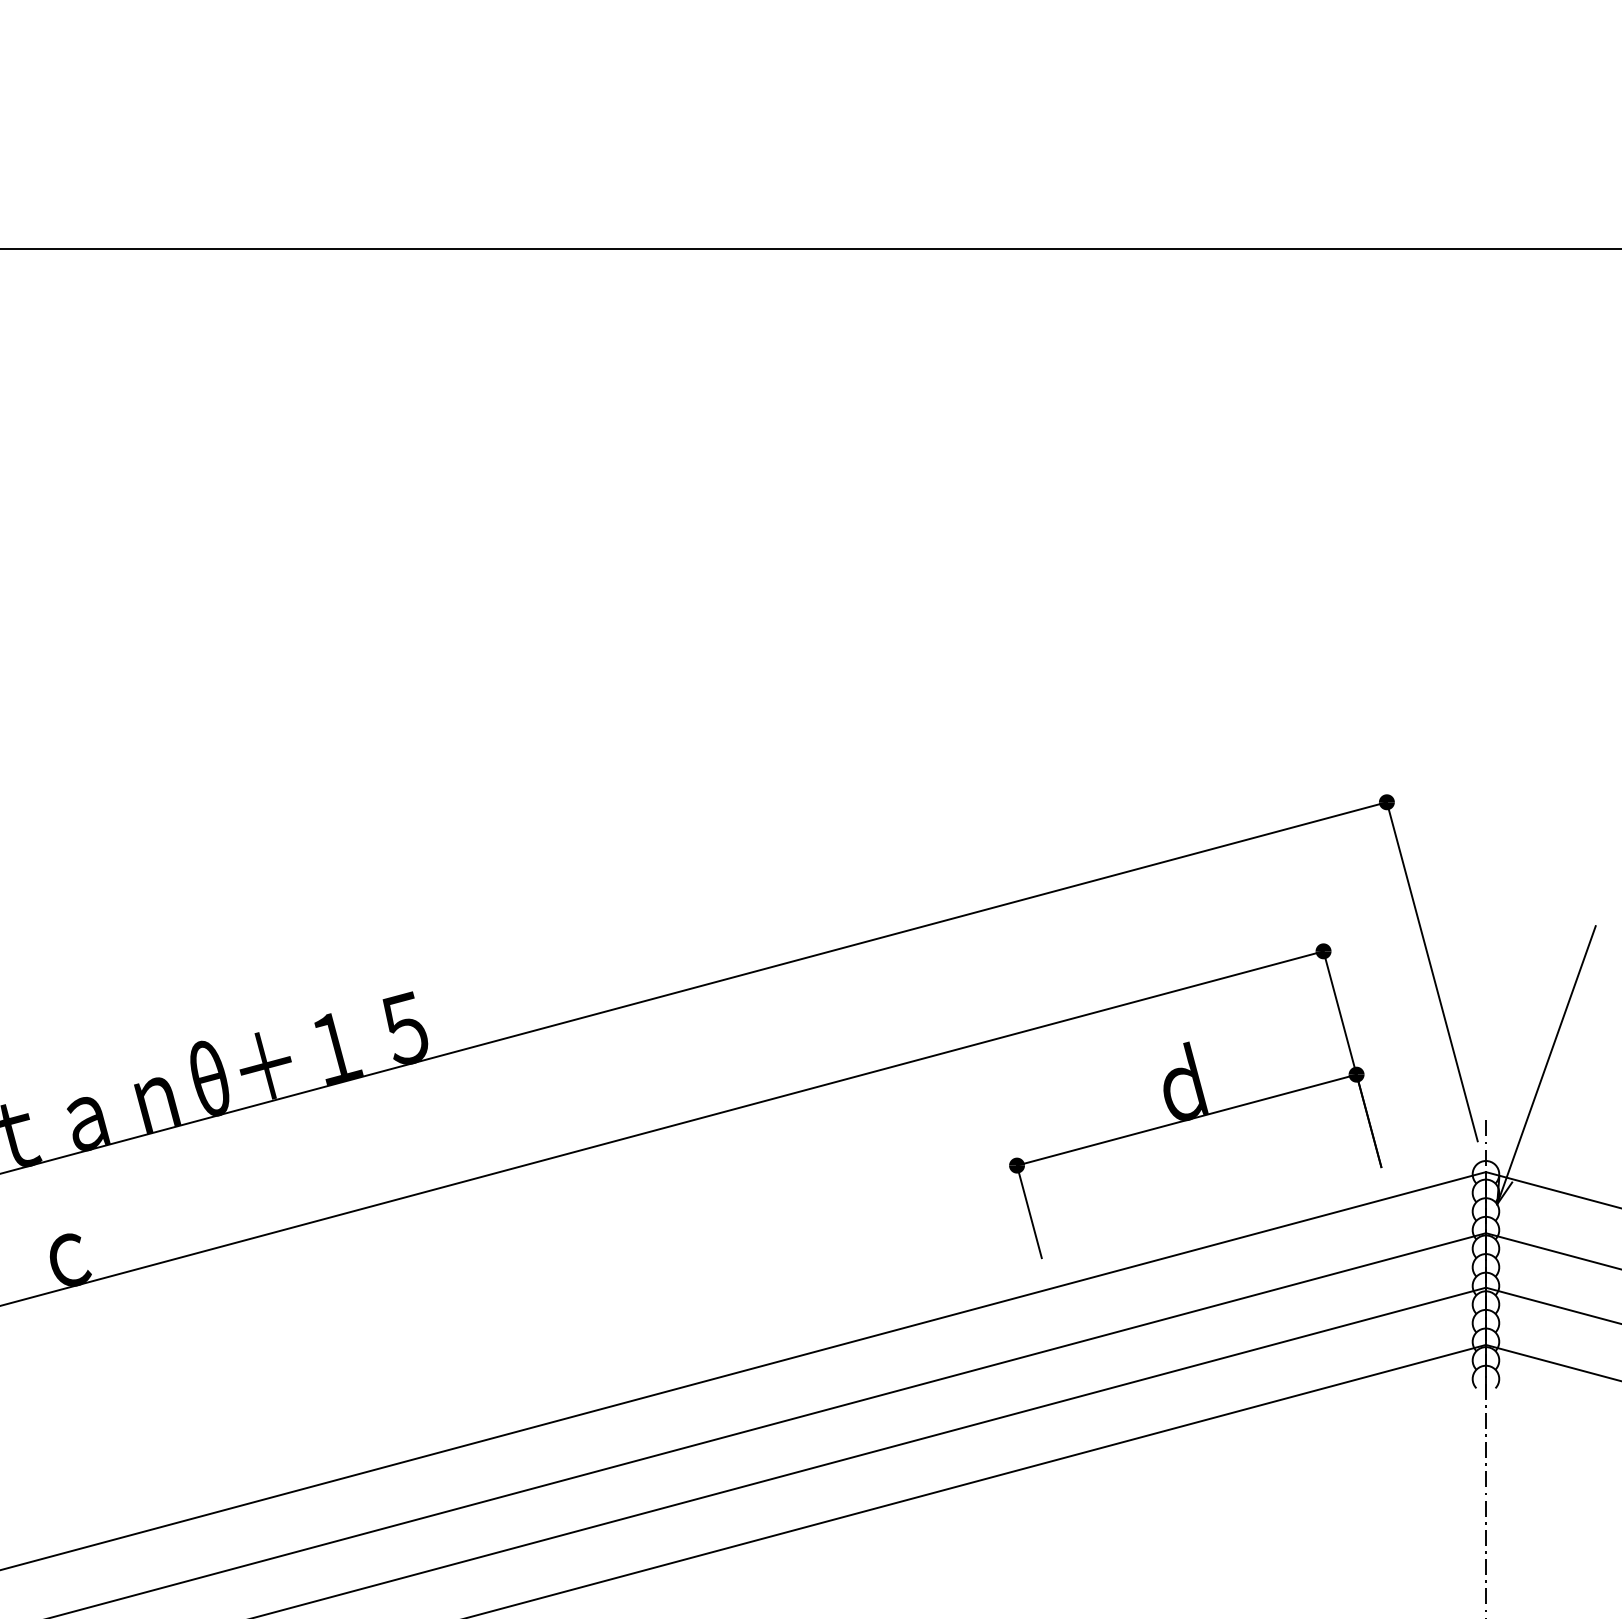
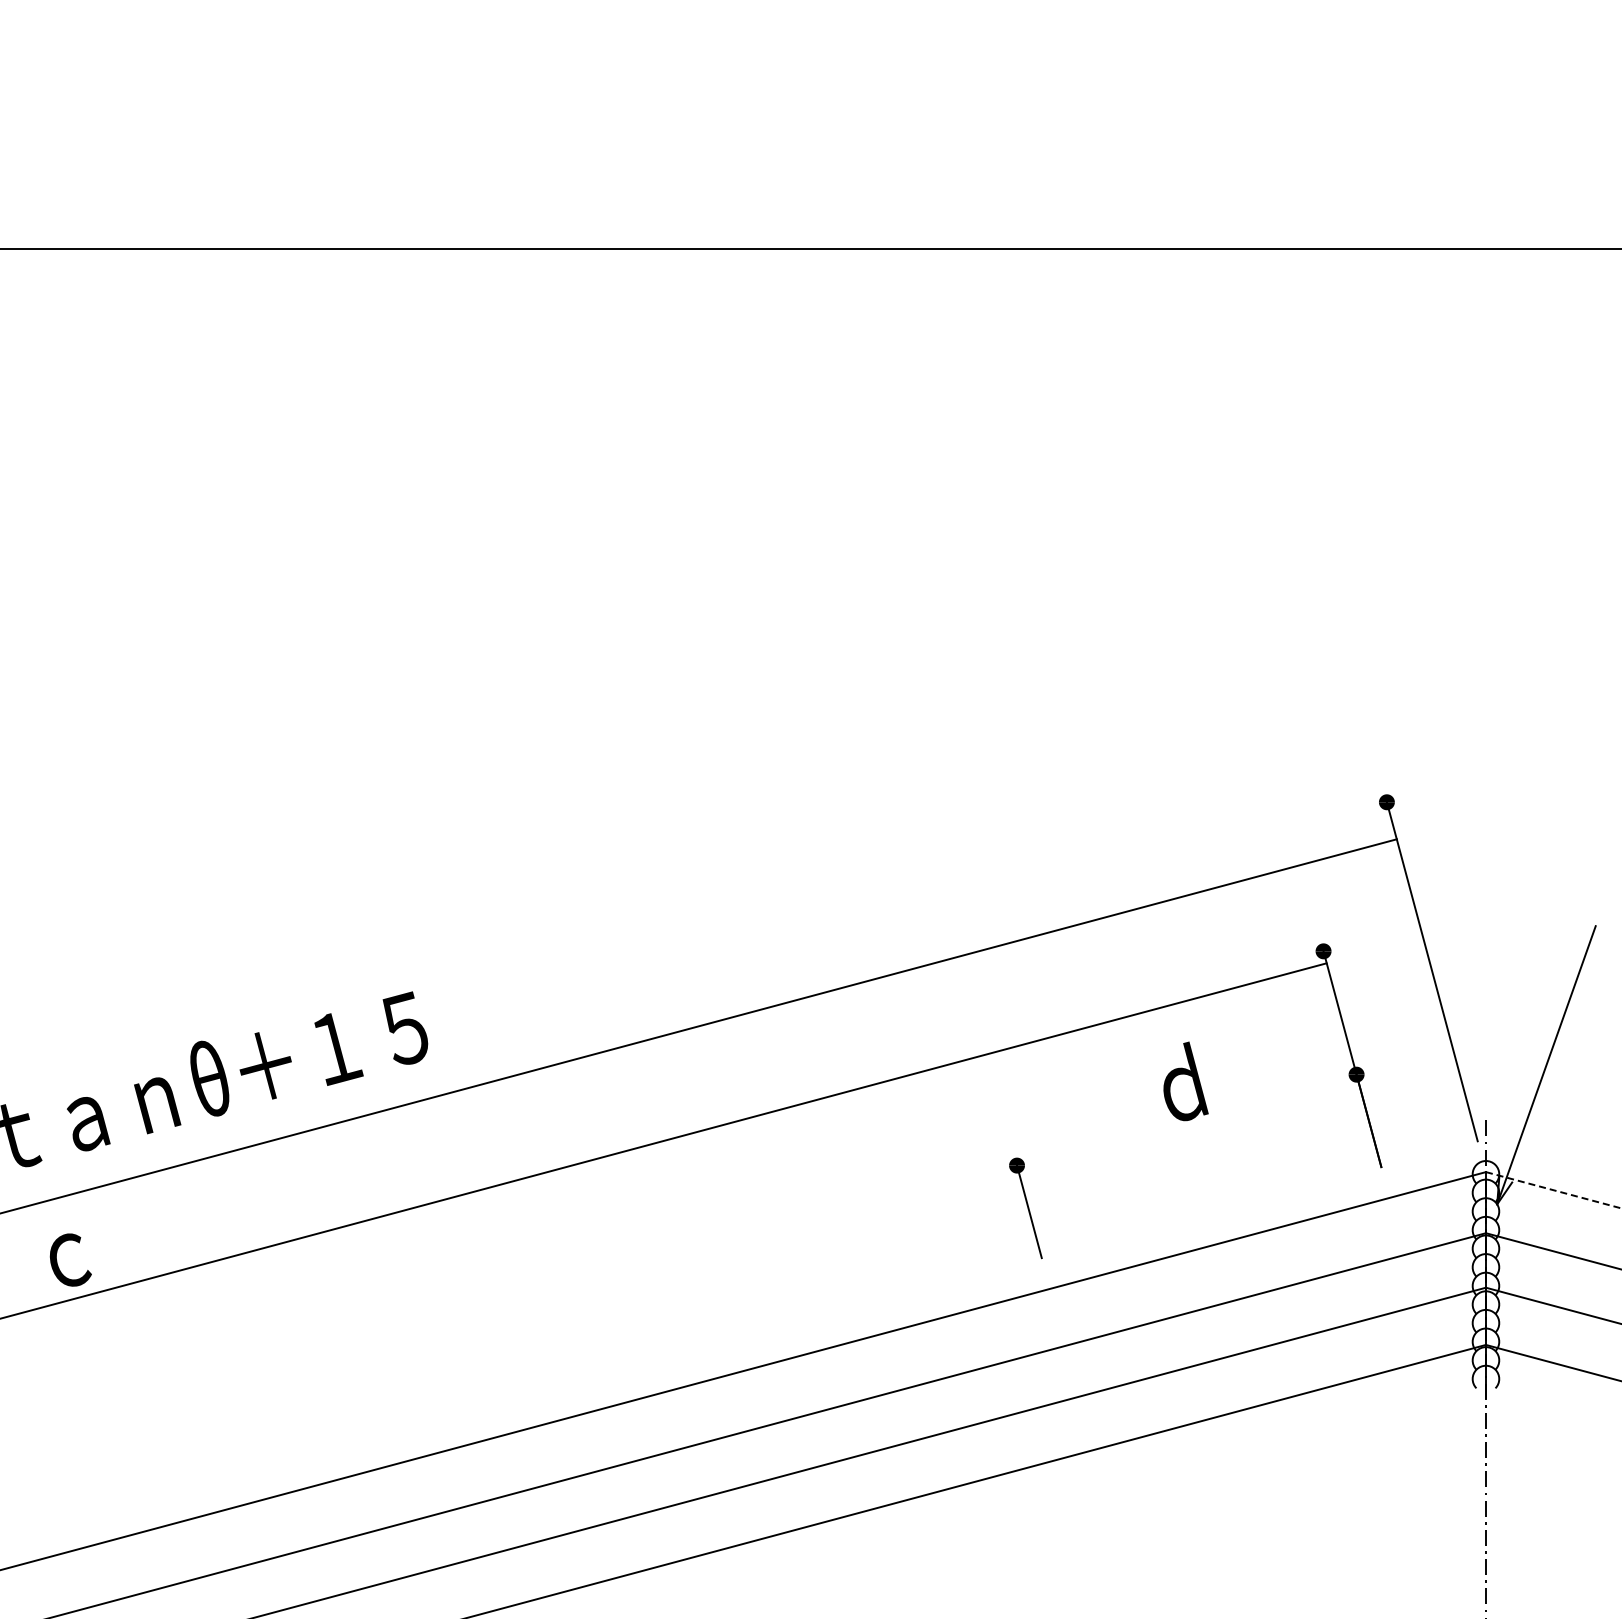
line position: (694, 987) -> (699, 1025) (699, 1025)
line: present -> none (1186, 1119)
line position: (662, 1128) -> (664, 1140) (664, 1140)
line: solid -> dashed (1553, 1190)
